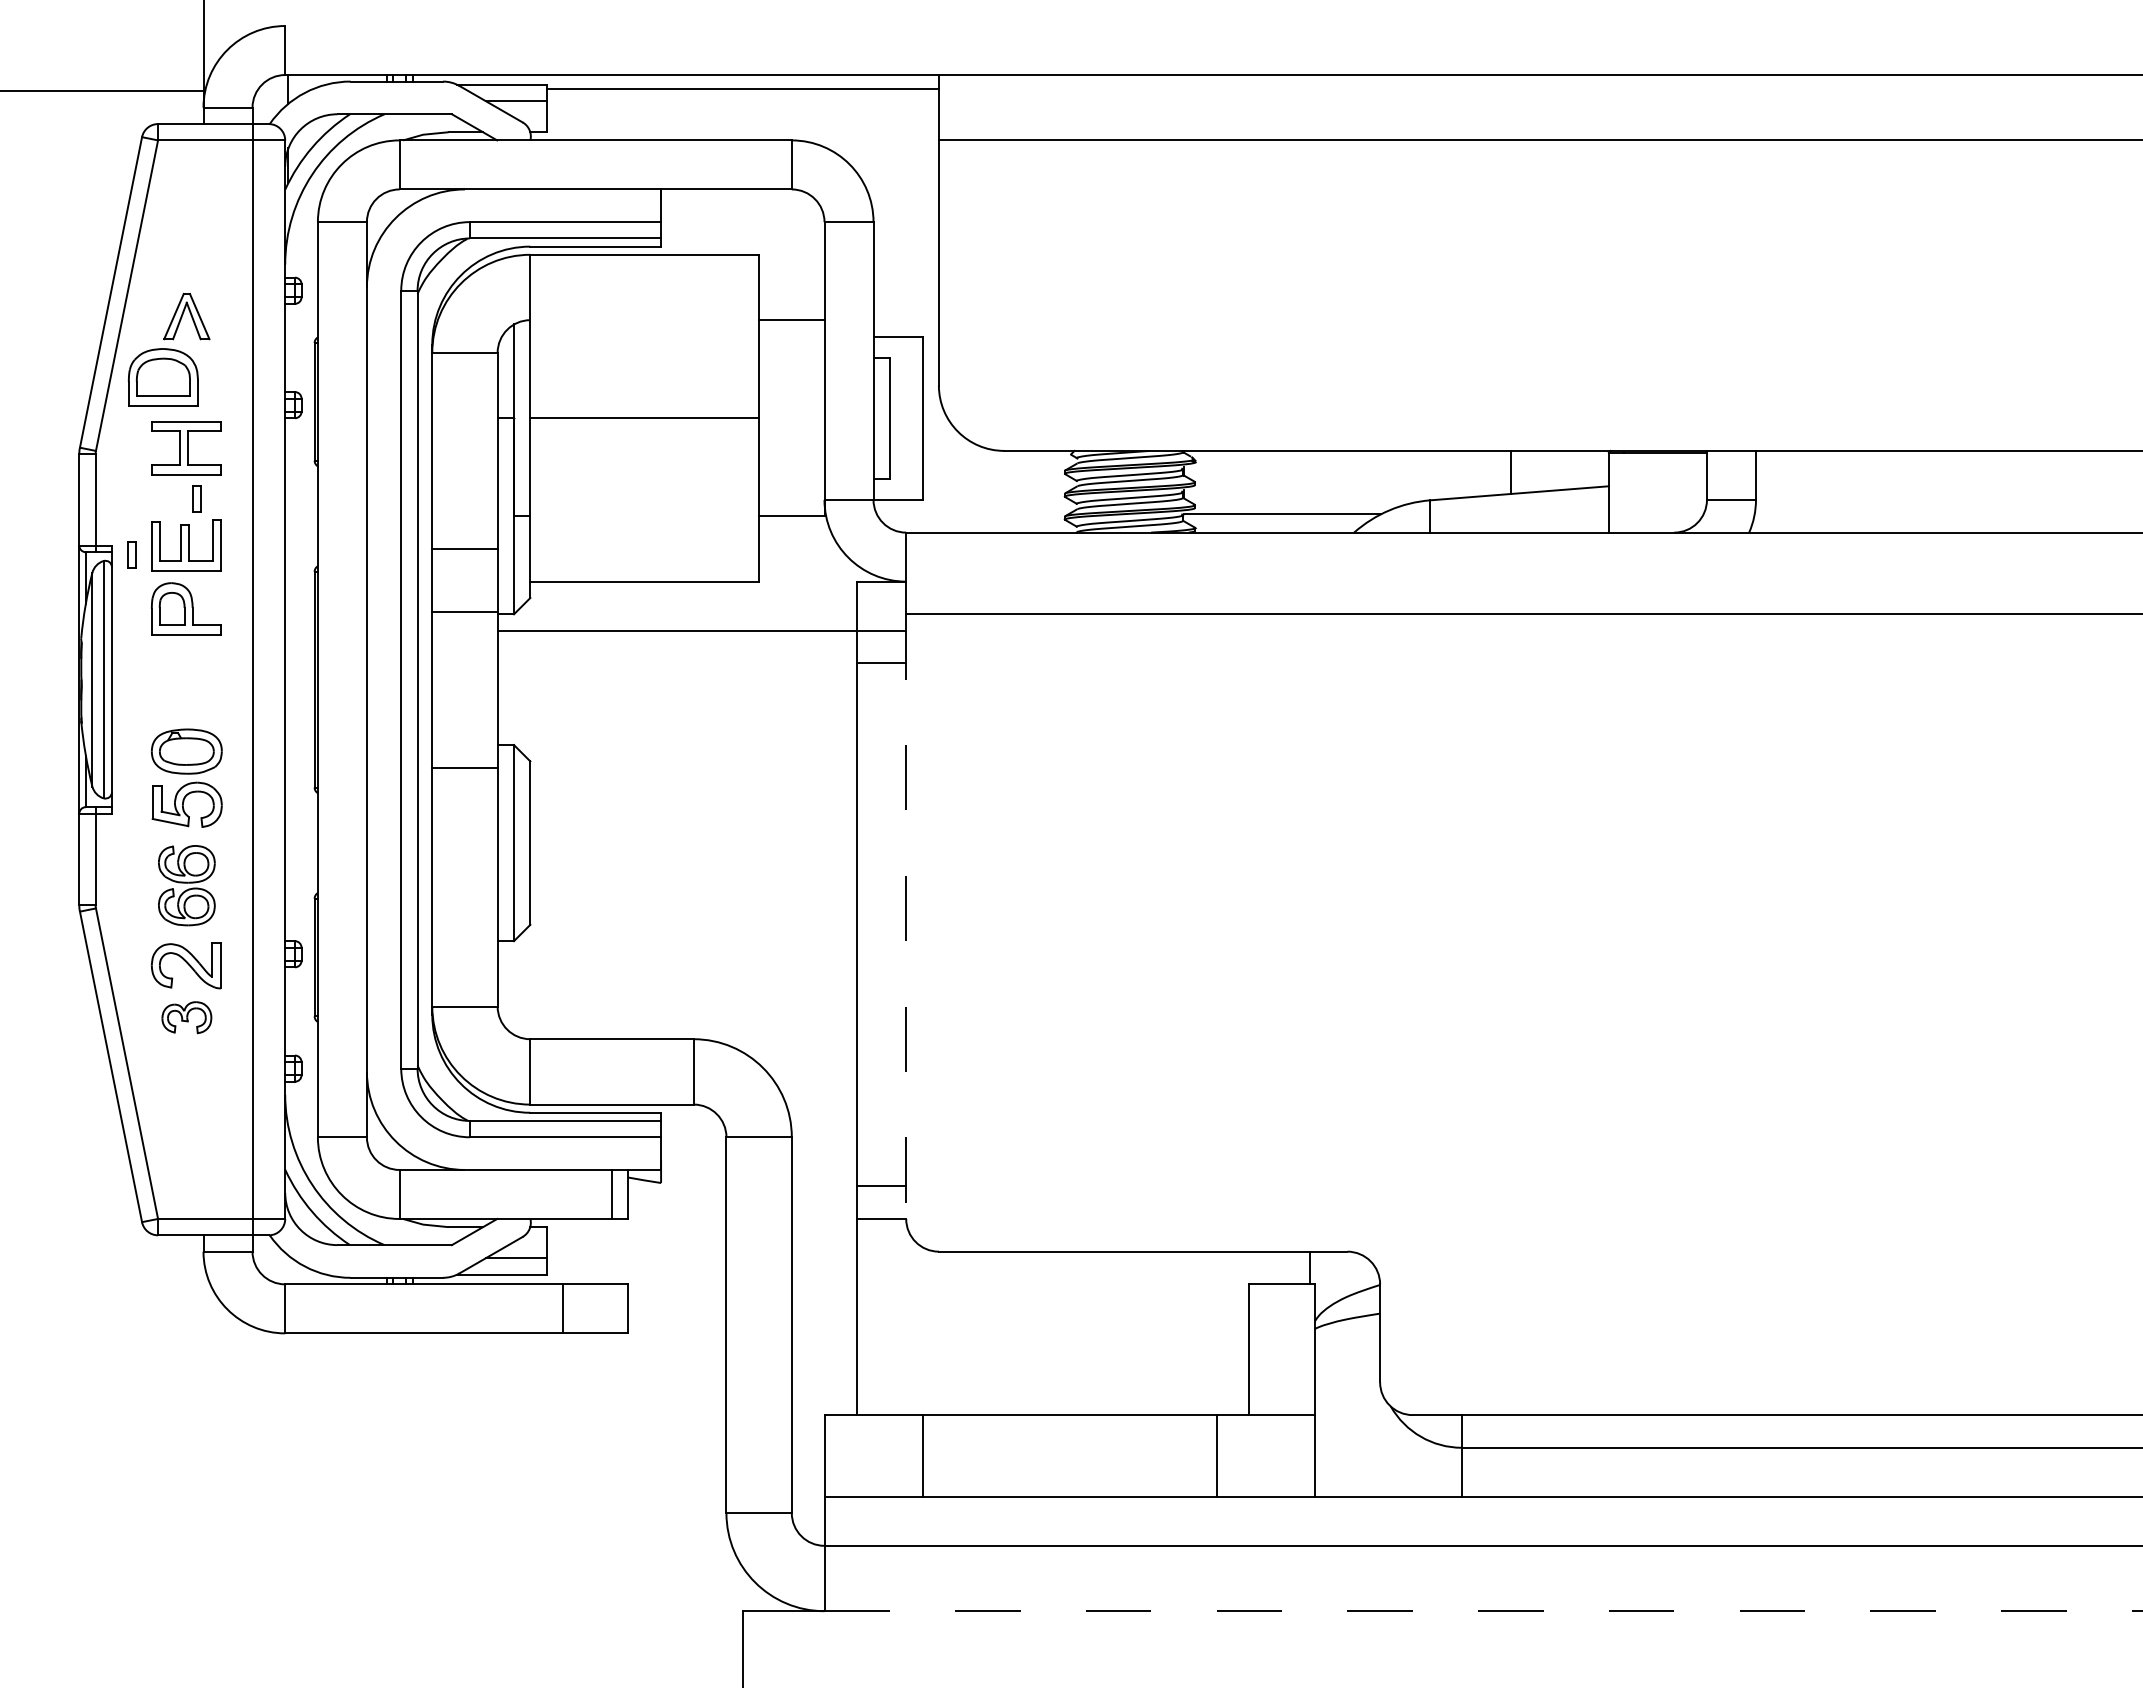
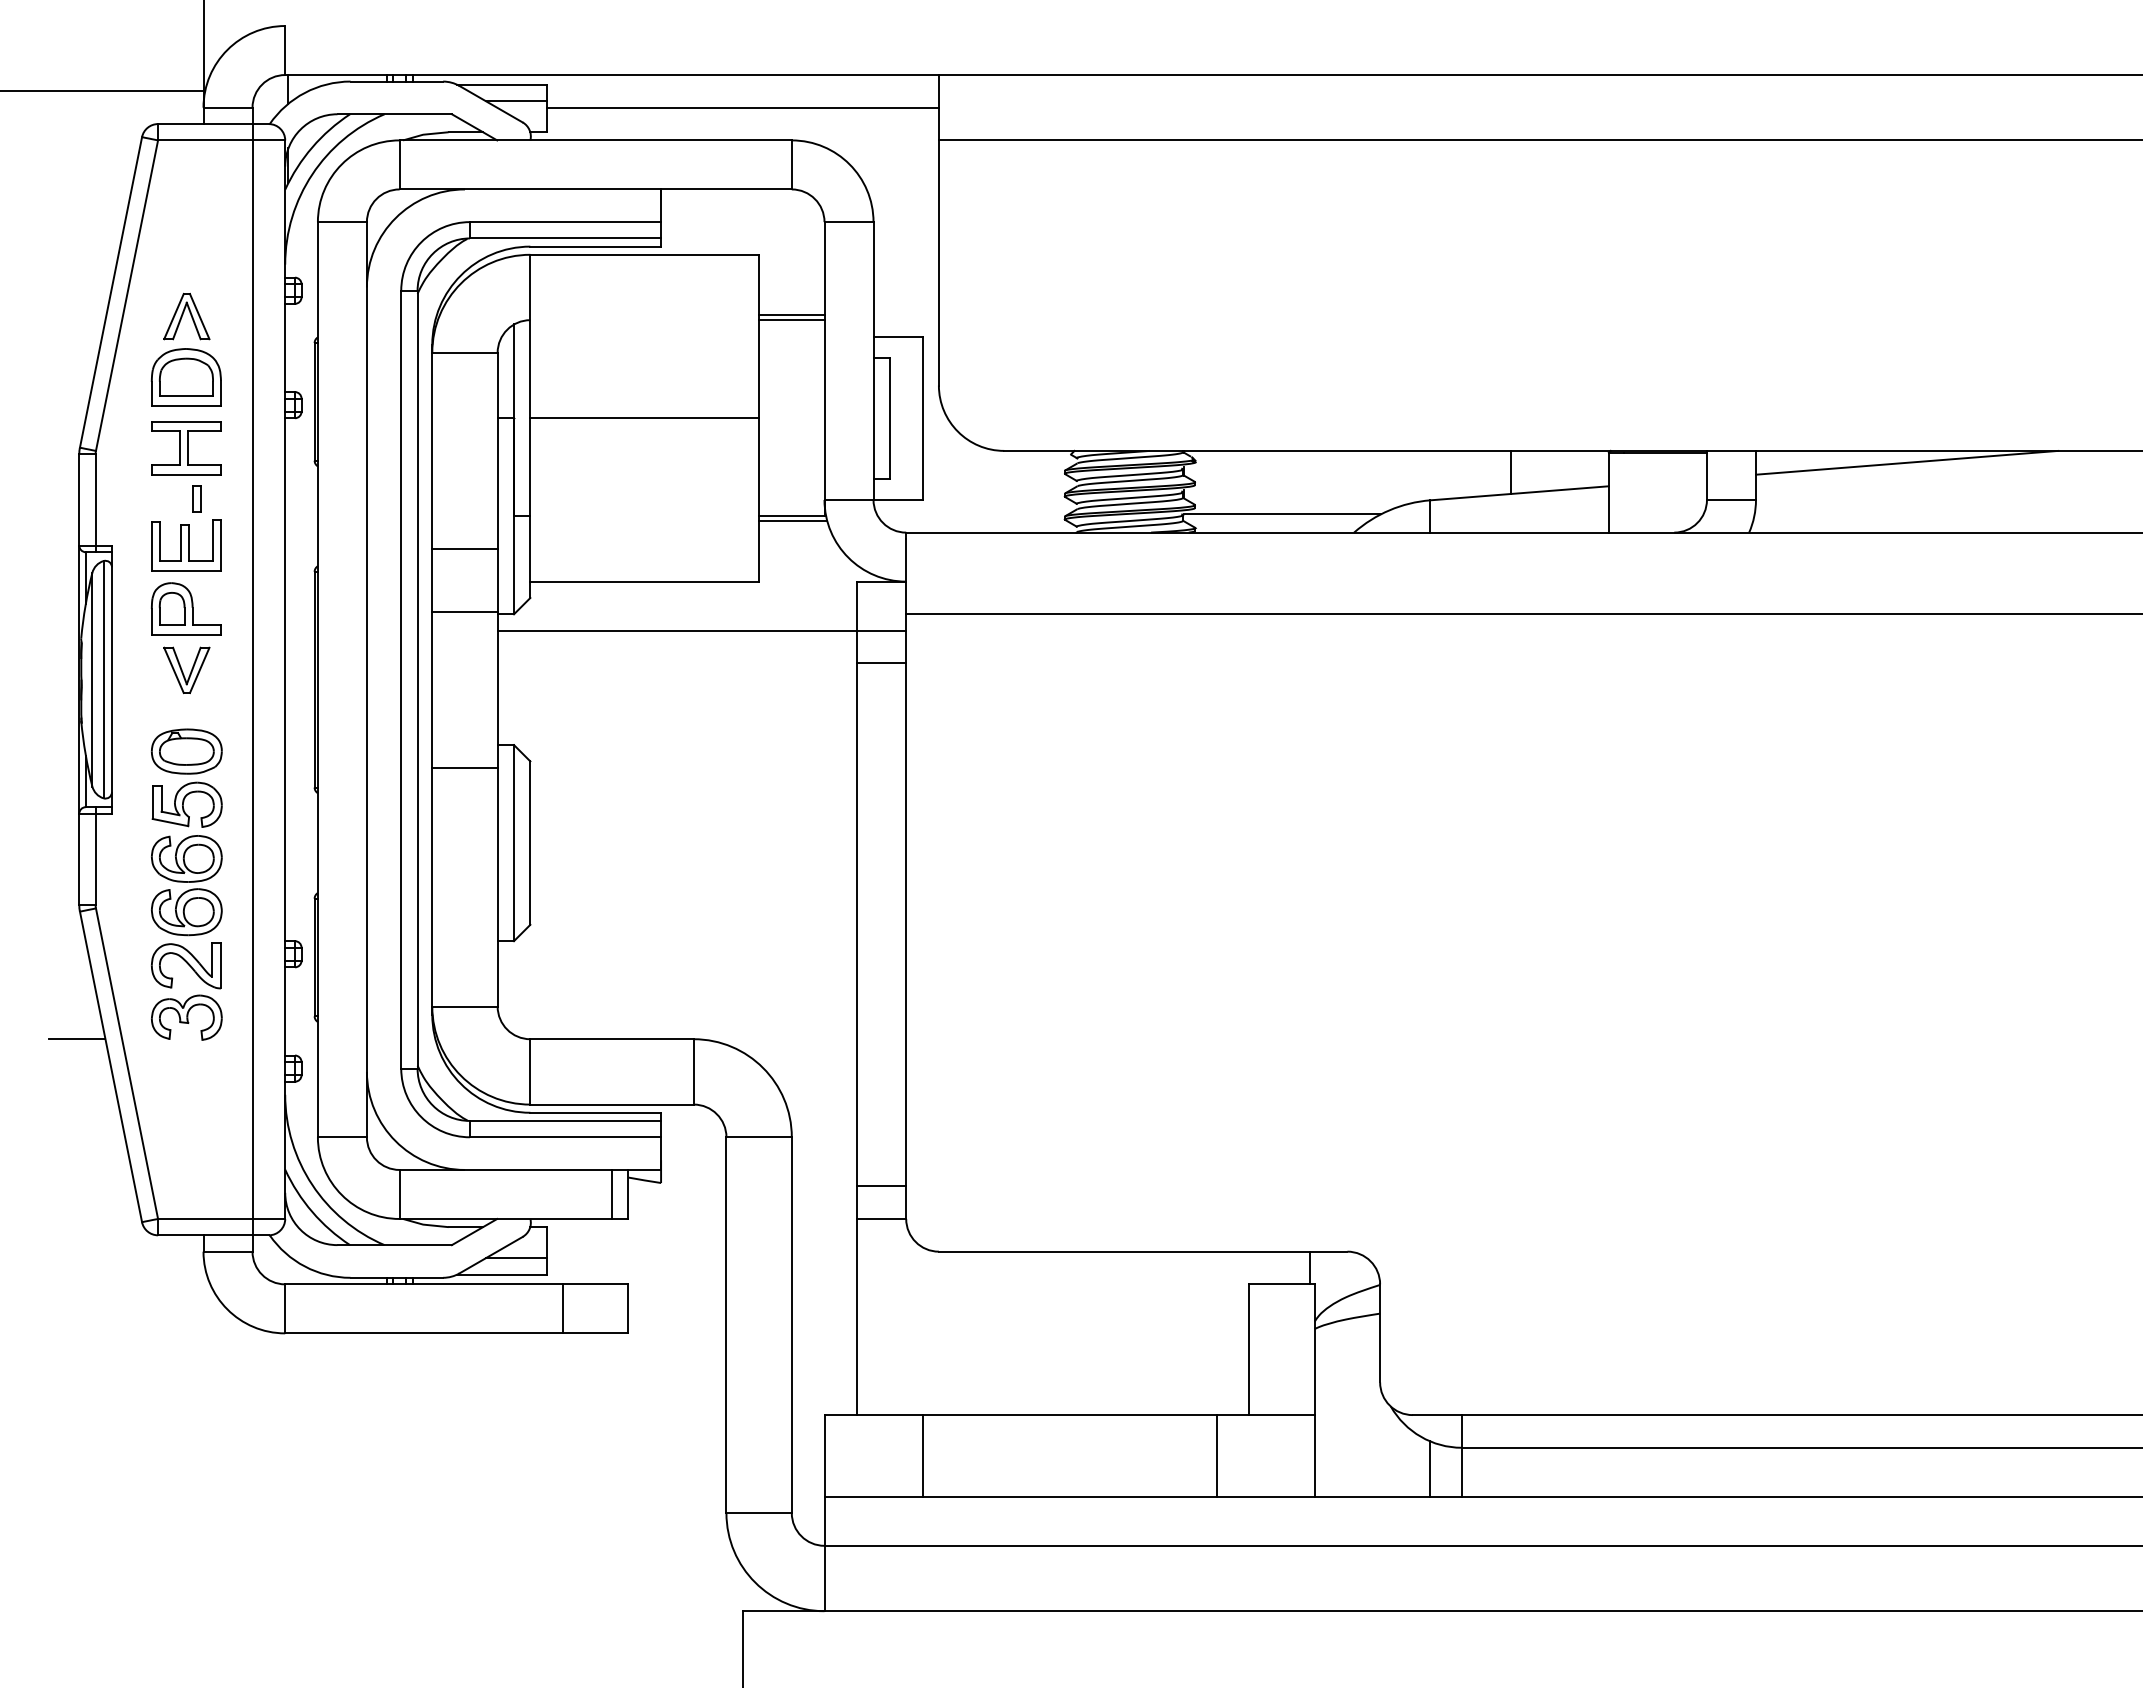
line position: (742, 88) -> (742, 107) (742, 107)
line: none -> present (791, 315)
part position: (162, 377) -> (185, 377) (185, 377)
line: none -> present (1906, 462)
line: none -> present (793, 521)
part: present -> none (131, 554)
part: none -> present (186, 670)
part size: 58x82 px -> 72x102 px (186, 885)
line: dashed -> solid (906, 917)
part size: 52x34 px -> 72x47 px (186, 1017)
line: none -> present (77, 1039)
line: none -> present (1430, 1468)
line: dashed -> solid (1484, 1611)
